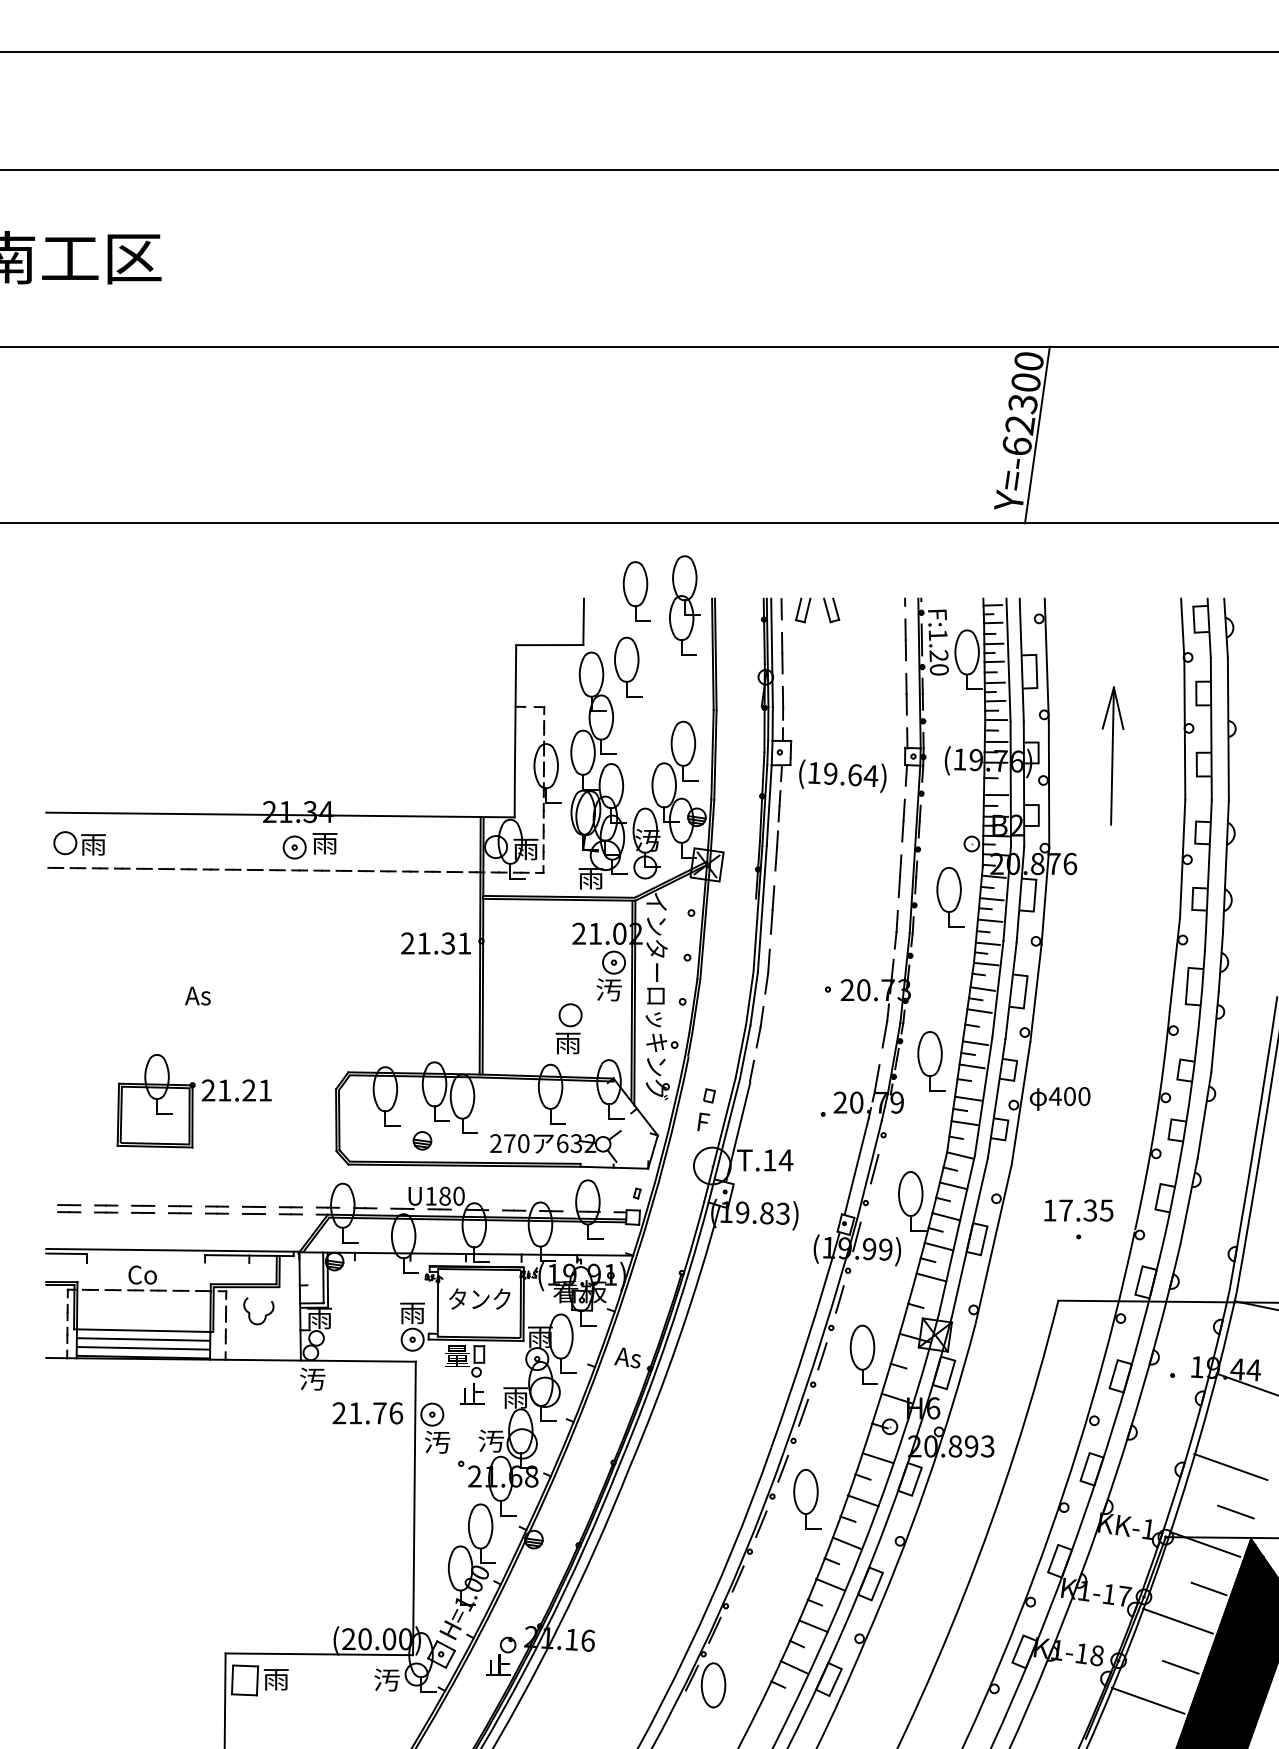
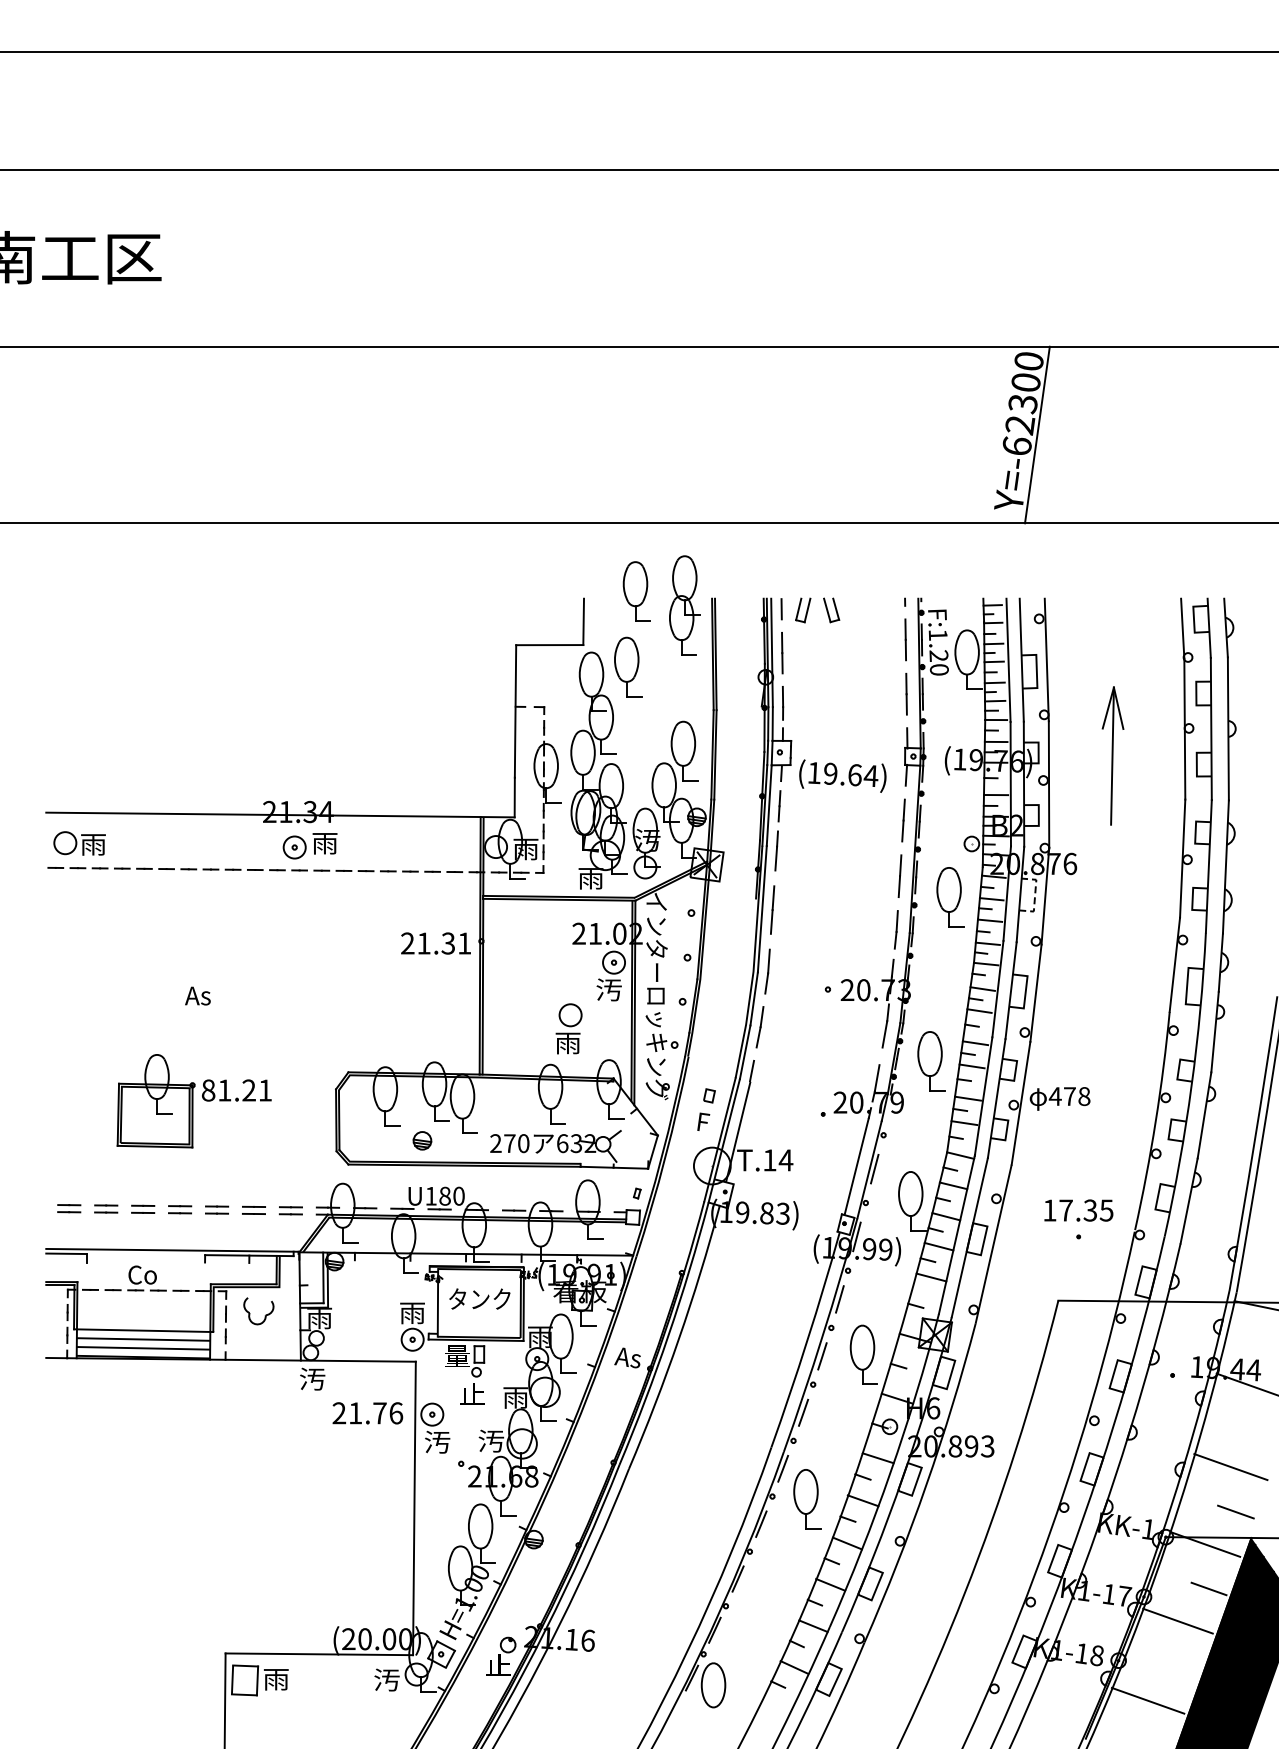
line: solid -> dashed (1035, 895)
text: 21.21 -> 81.21 (208, 1090)
text: 400 -> 478 (1077, 1096)
line: present -> none (1180, 1666)
